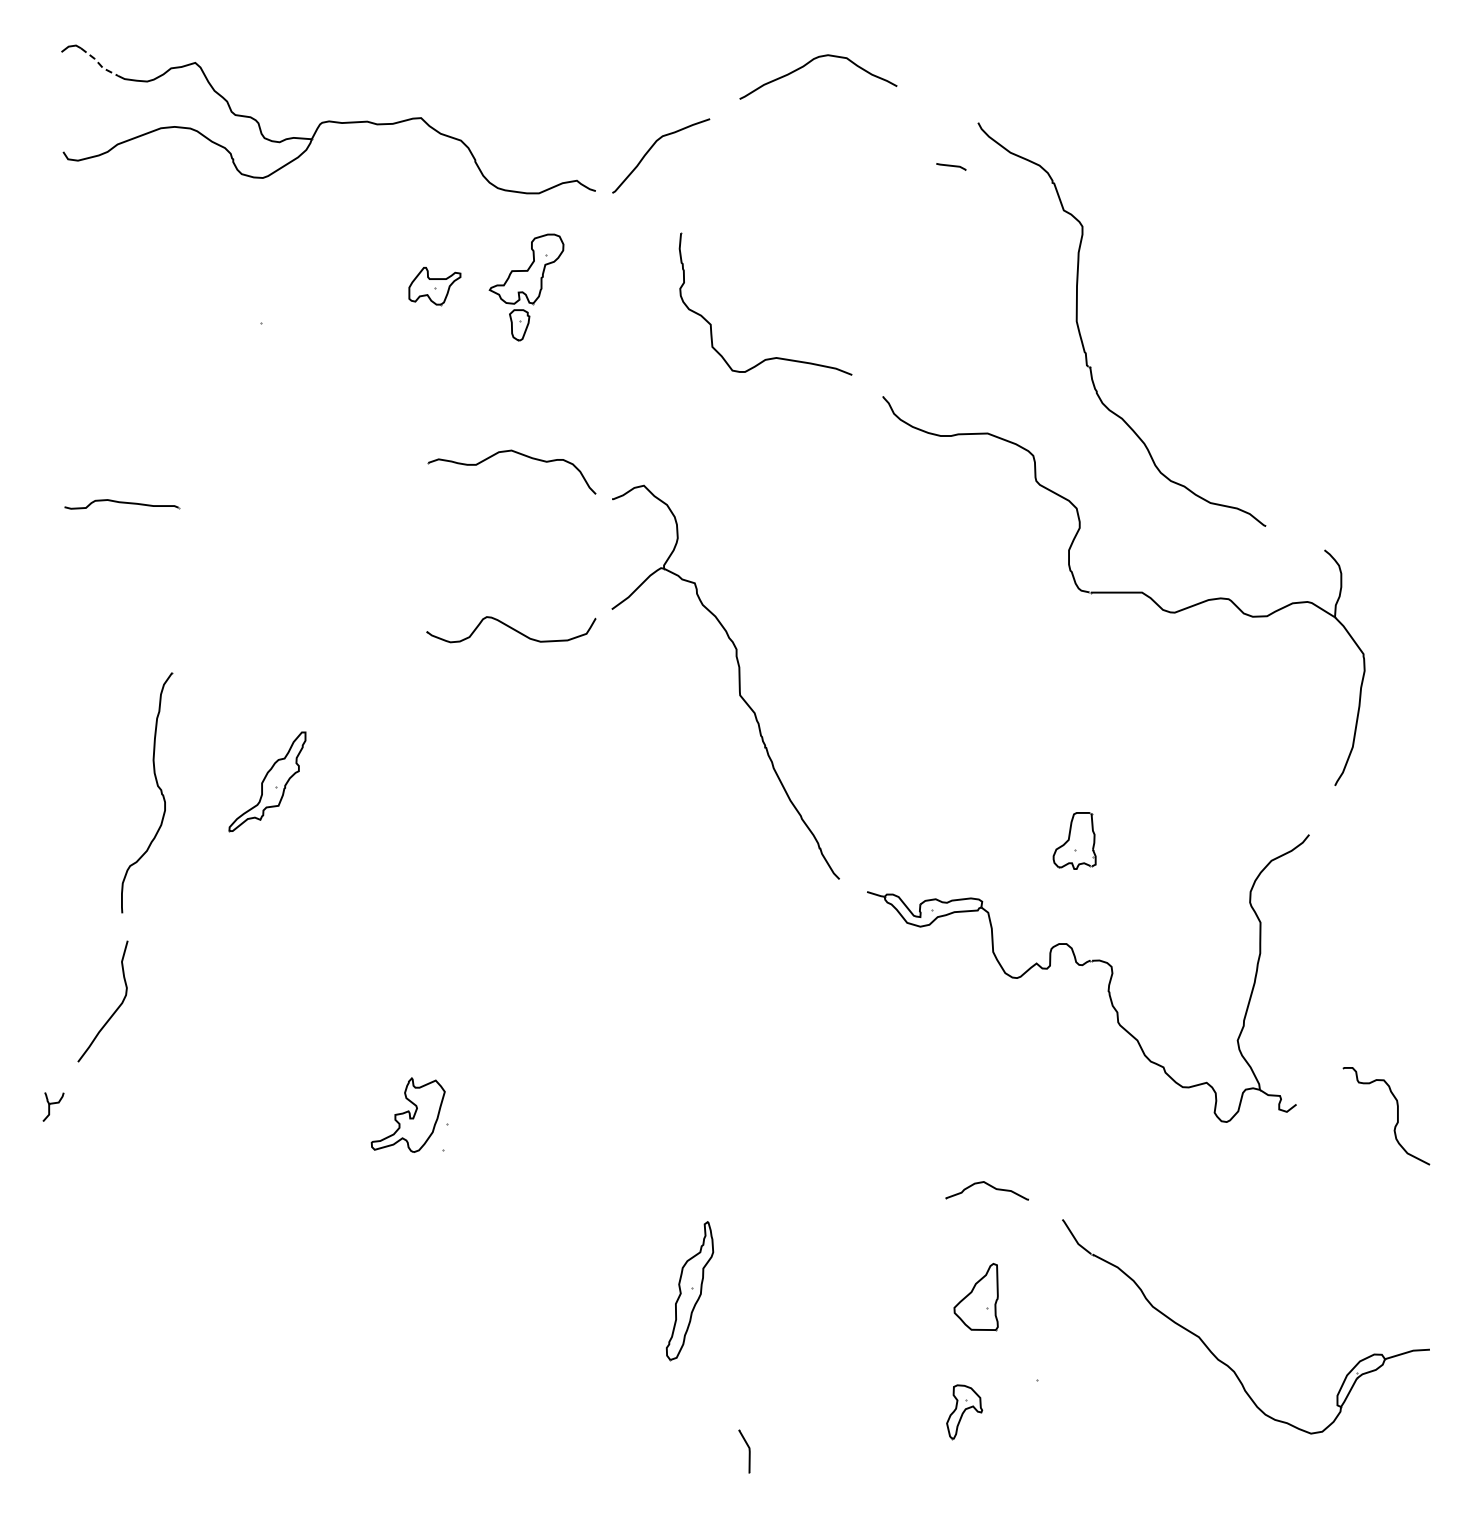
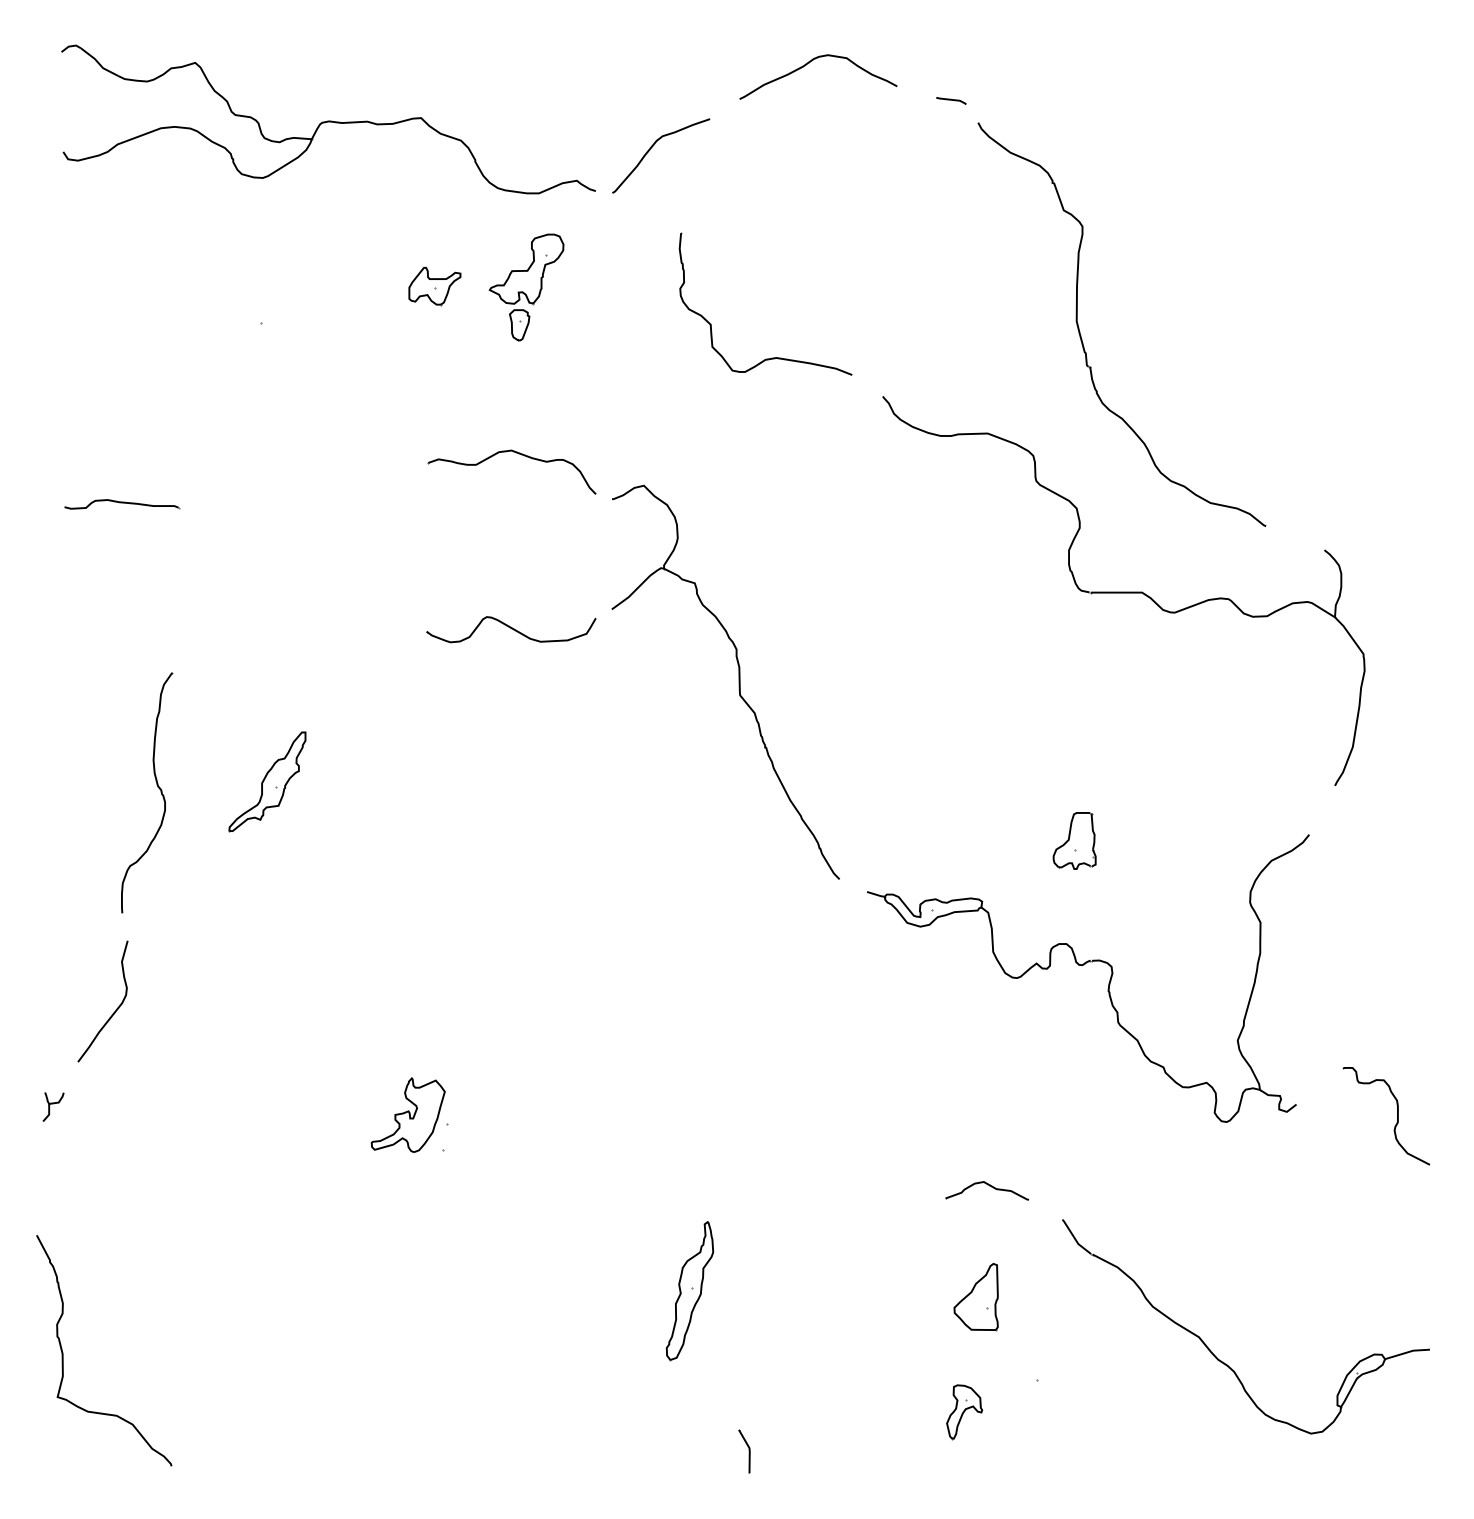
line: dashed -> solid (98, 63)
line position: (951, 166) -> (951, 100) (951, 100)
curve: none -> present (63, 1352)
